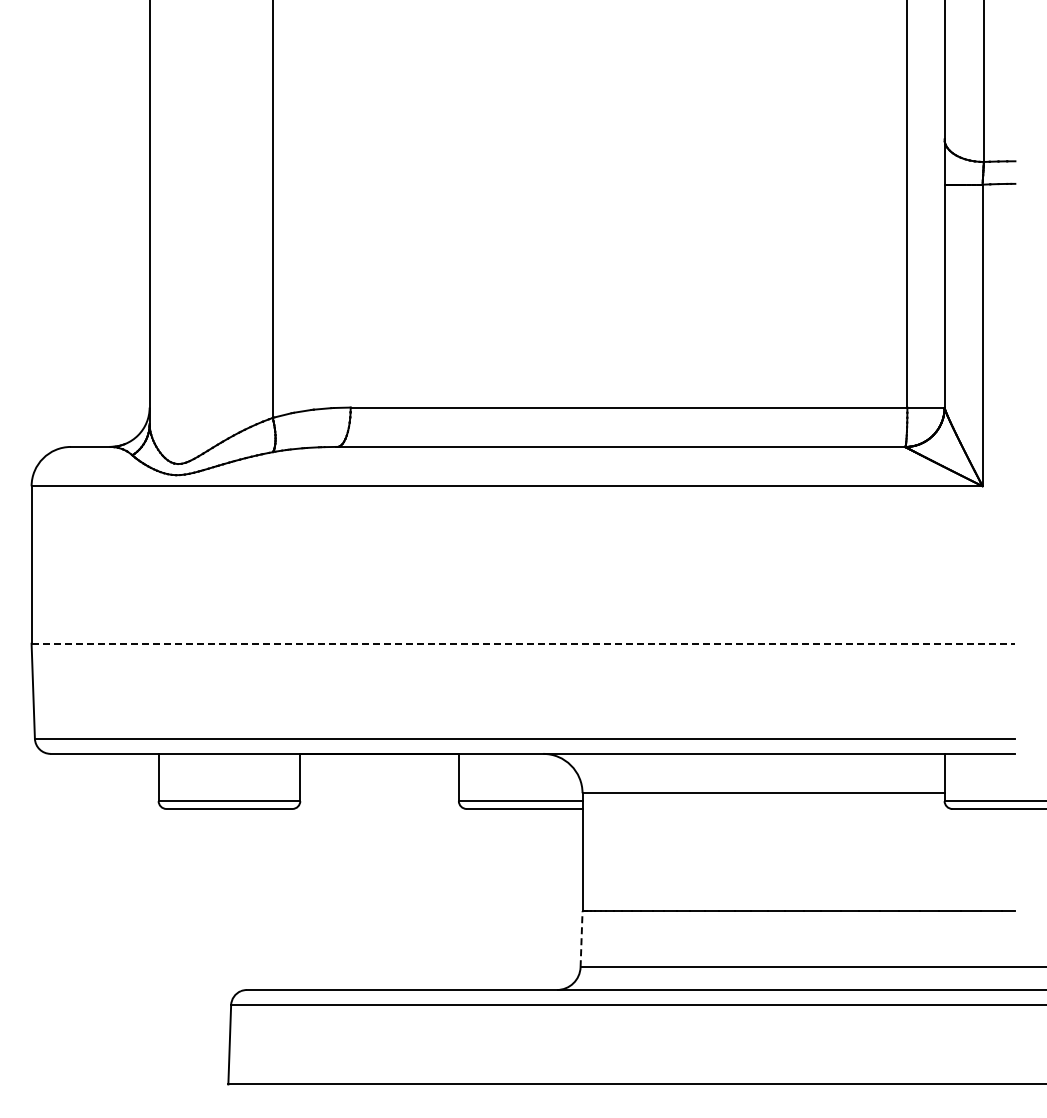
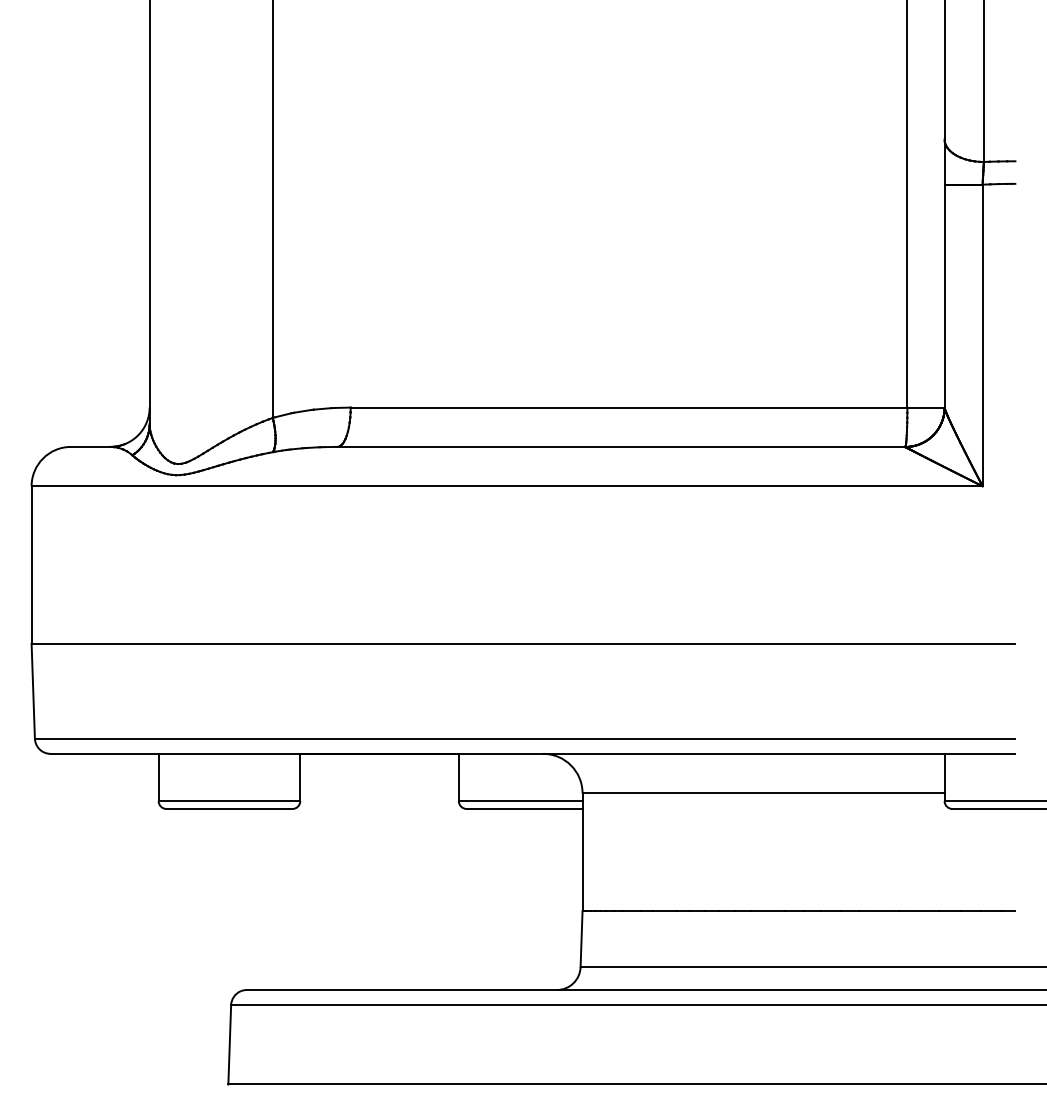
line: dashed -> solid (523, 643)
line: dashed -> solid (581, 939)
